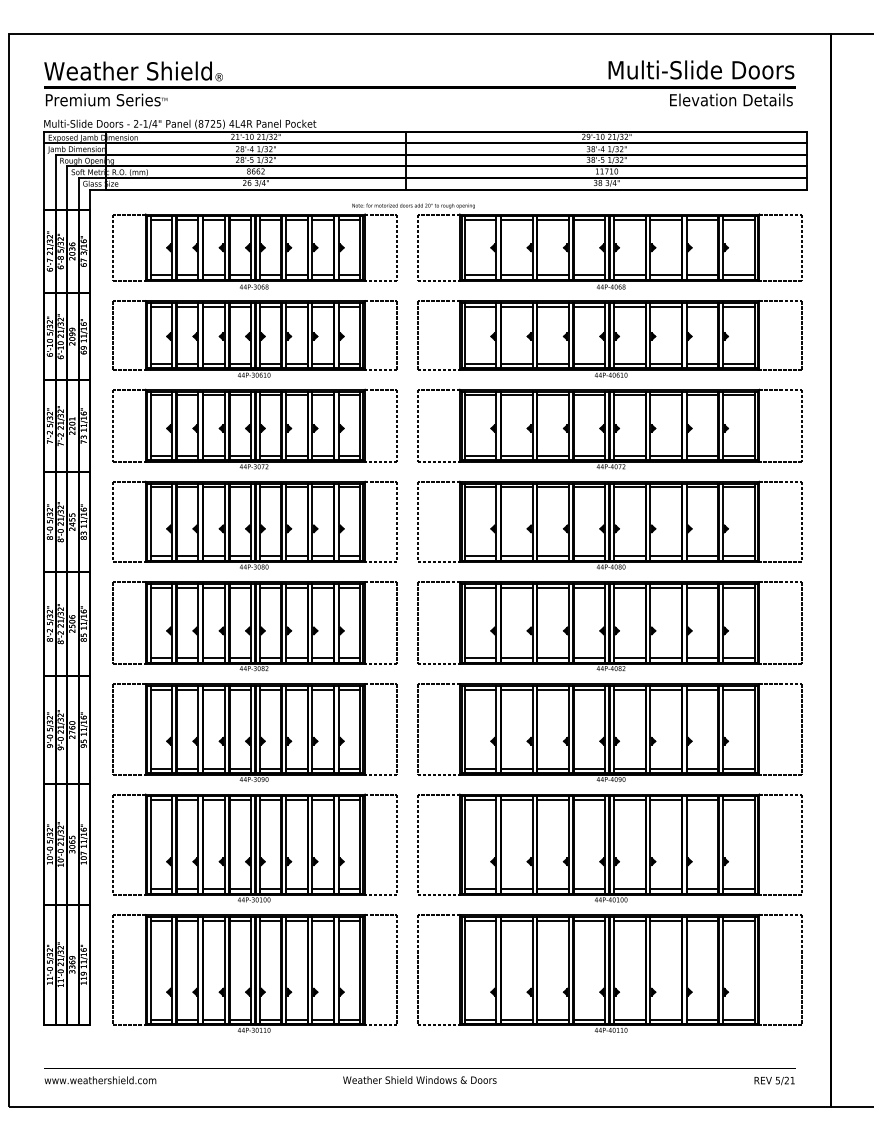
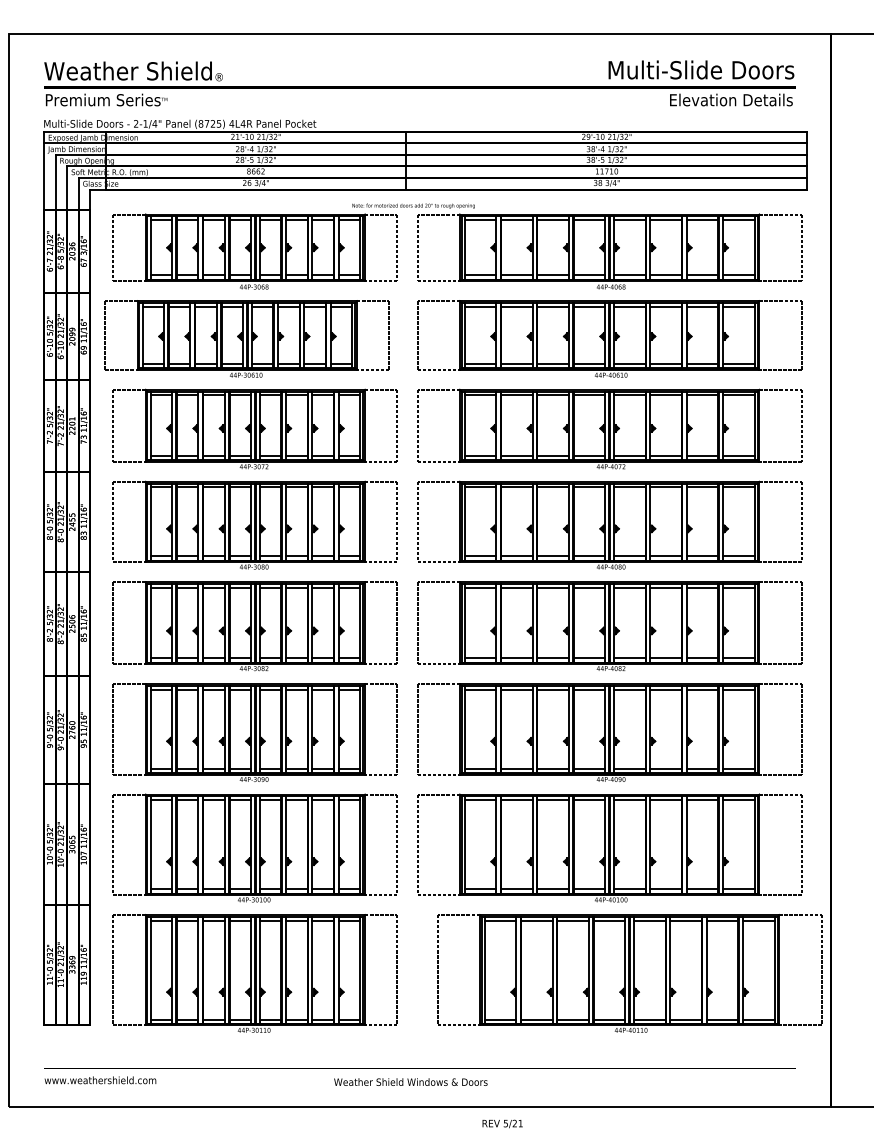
part position: (254, 338) -> (246, 338) (246, 338)
part position: (609, 973) -> (629, 973) (629, 973)
text position: (419, 1079) -> (410, 1081) (410, 1081)
text position: (774, 1080) -> (502, 1123) (502, 1123)
